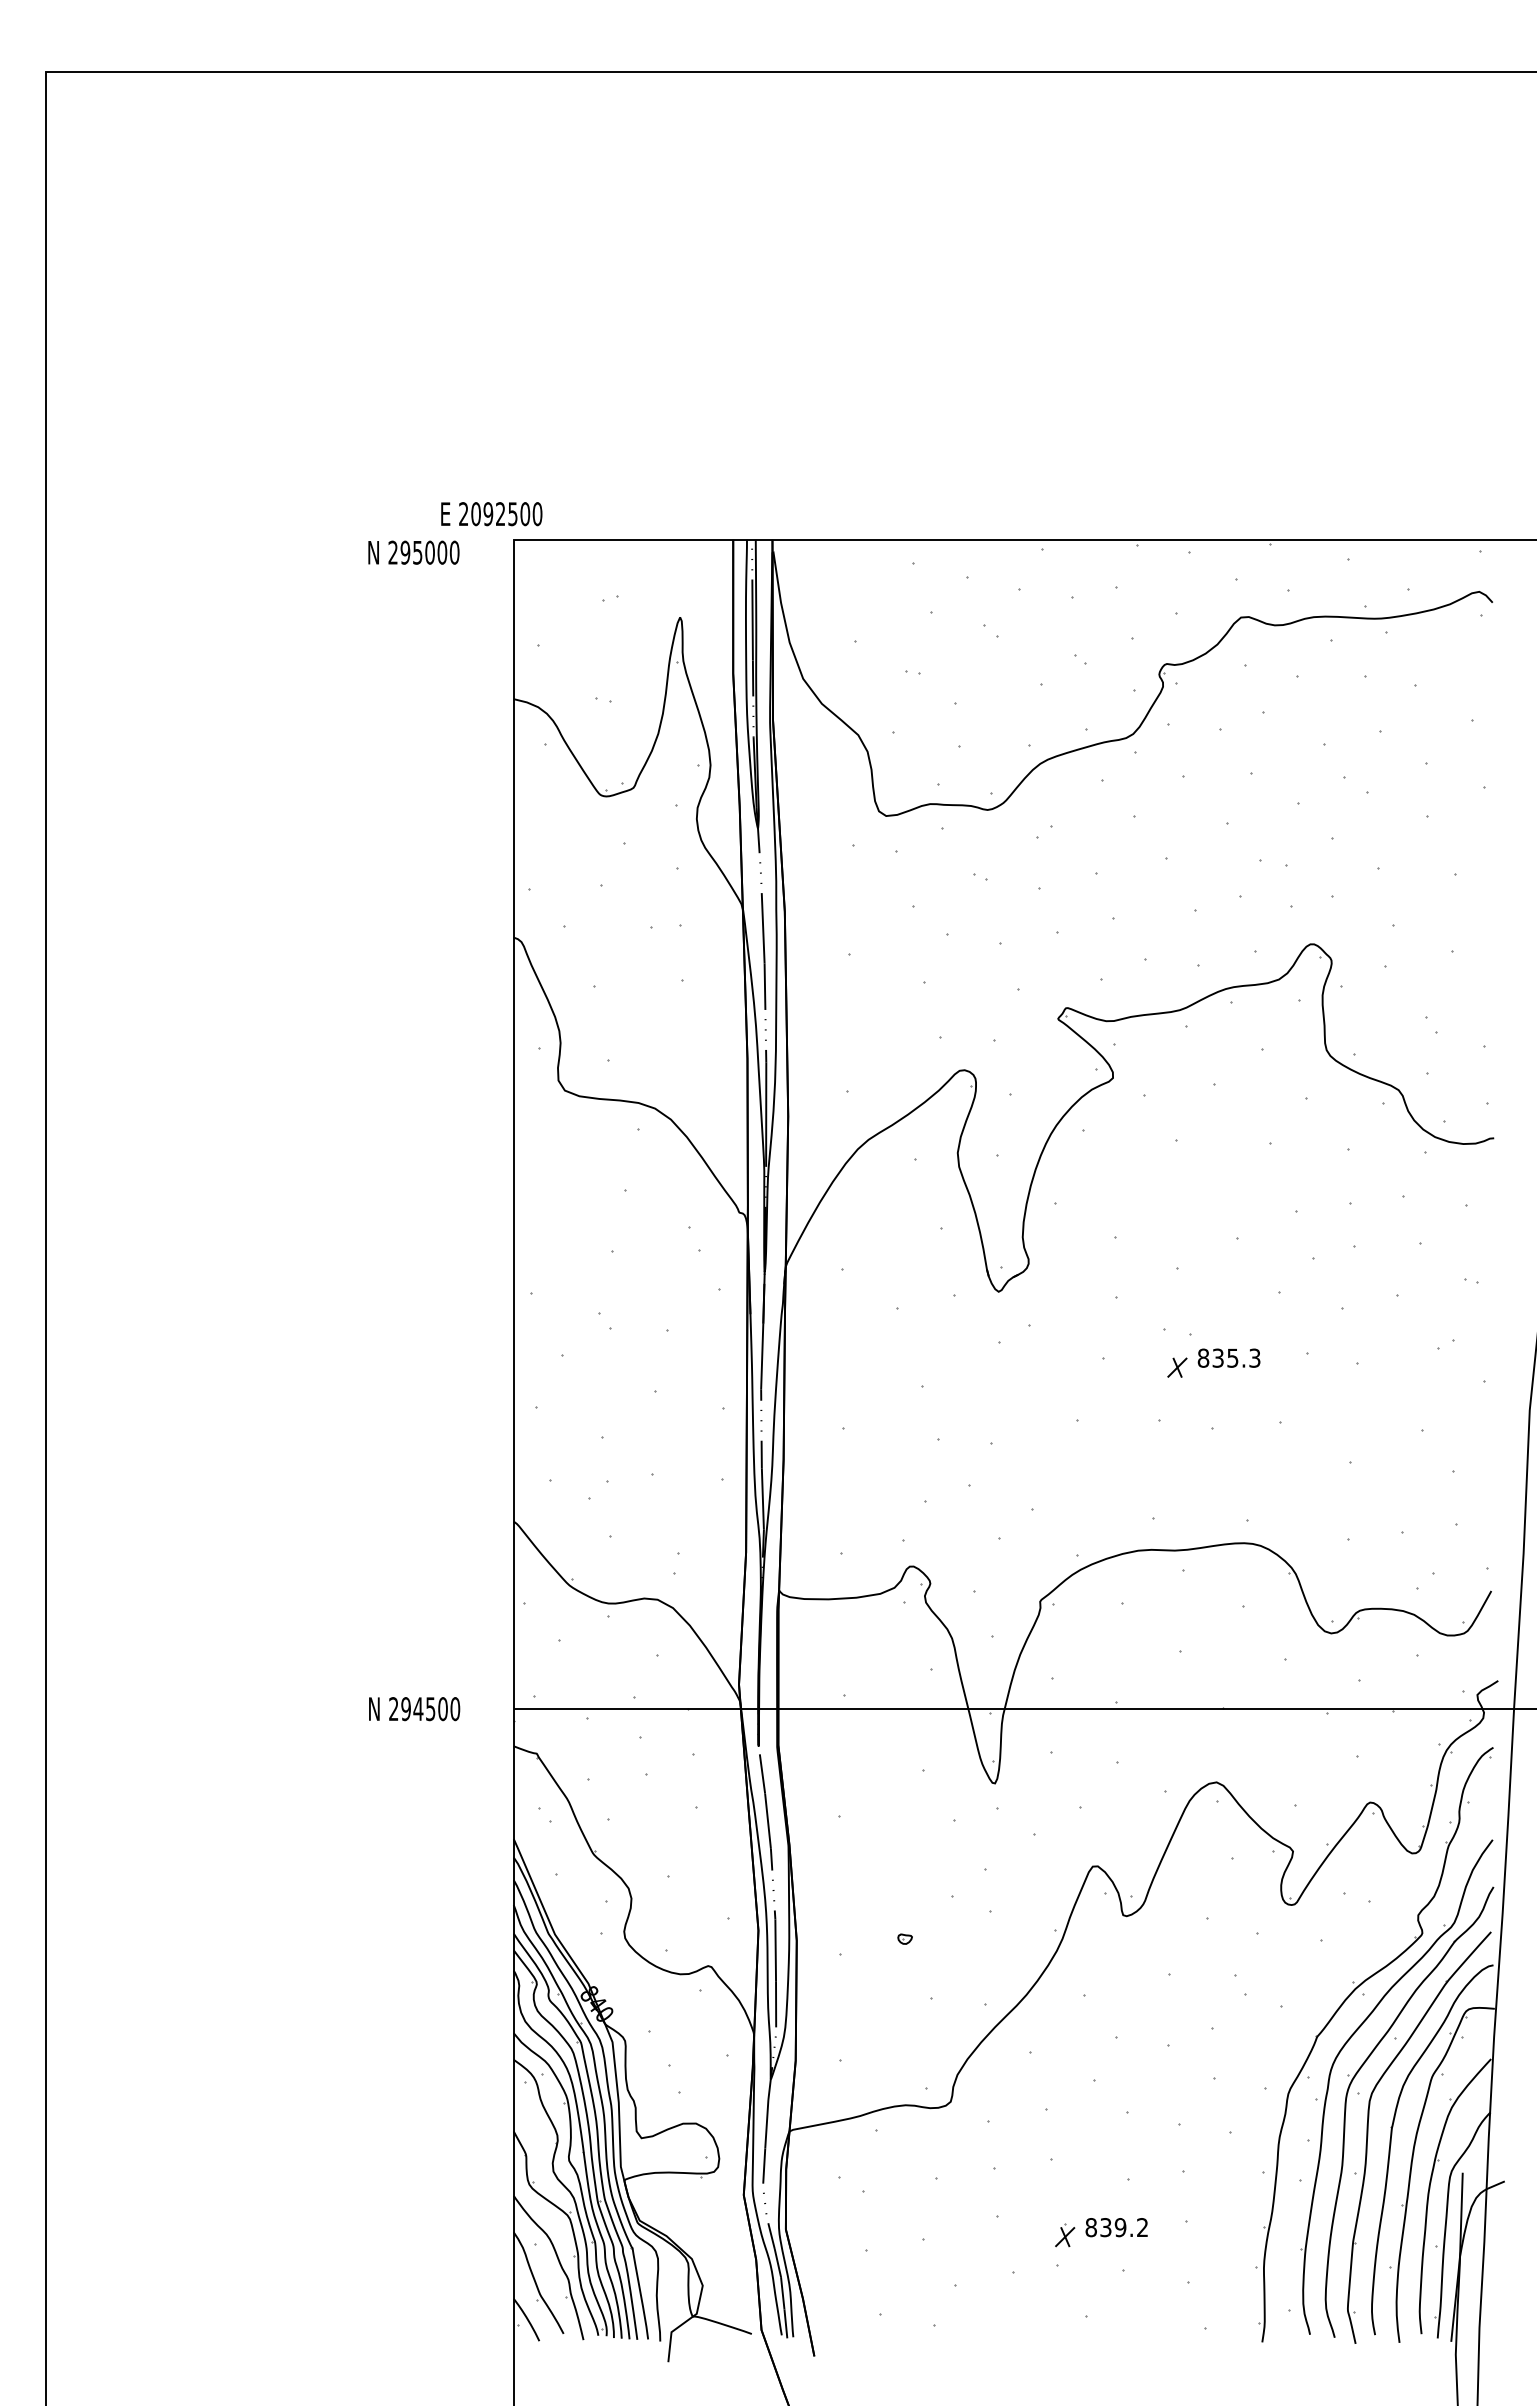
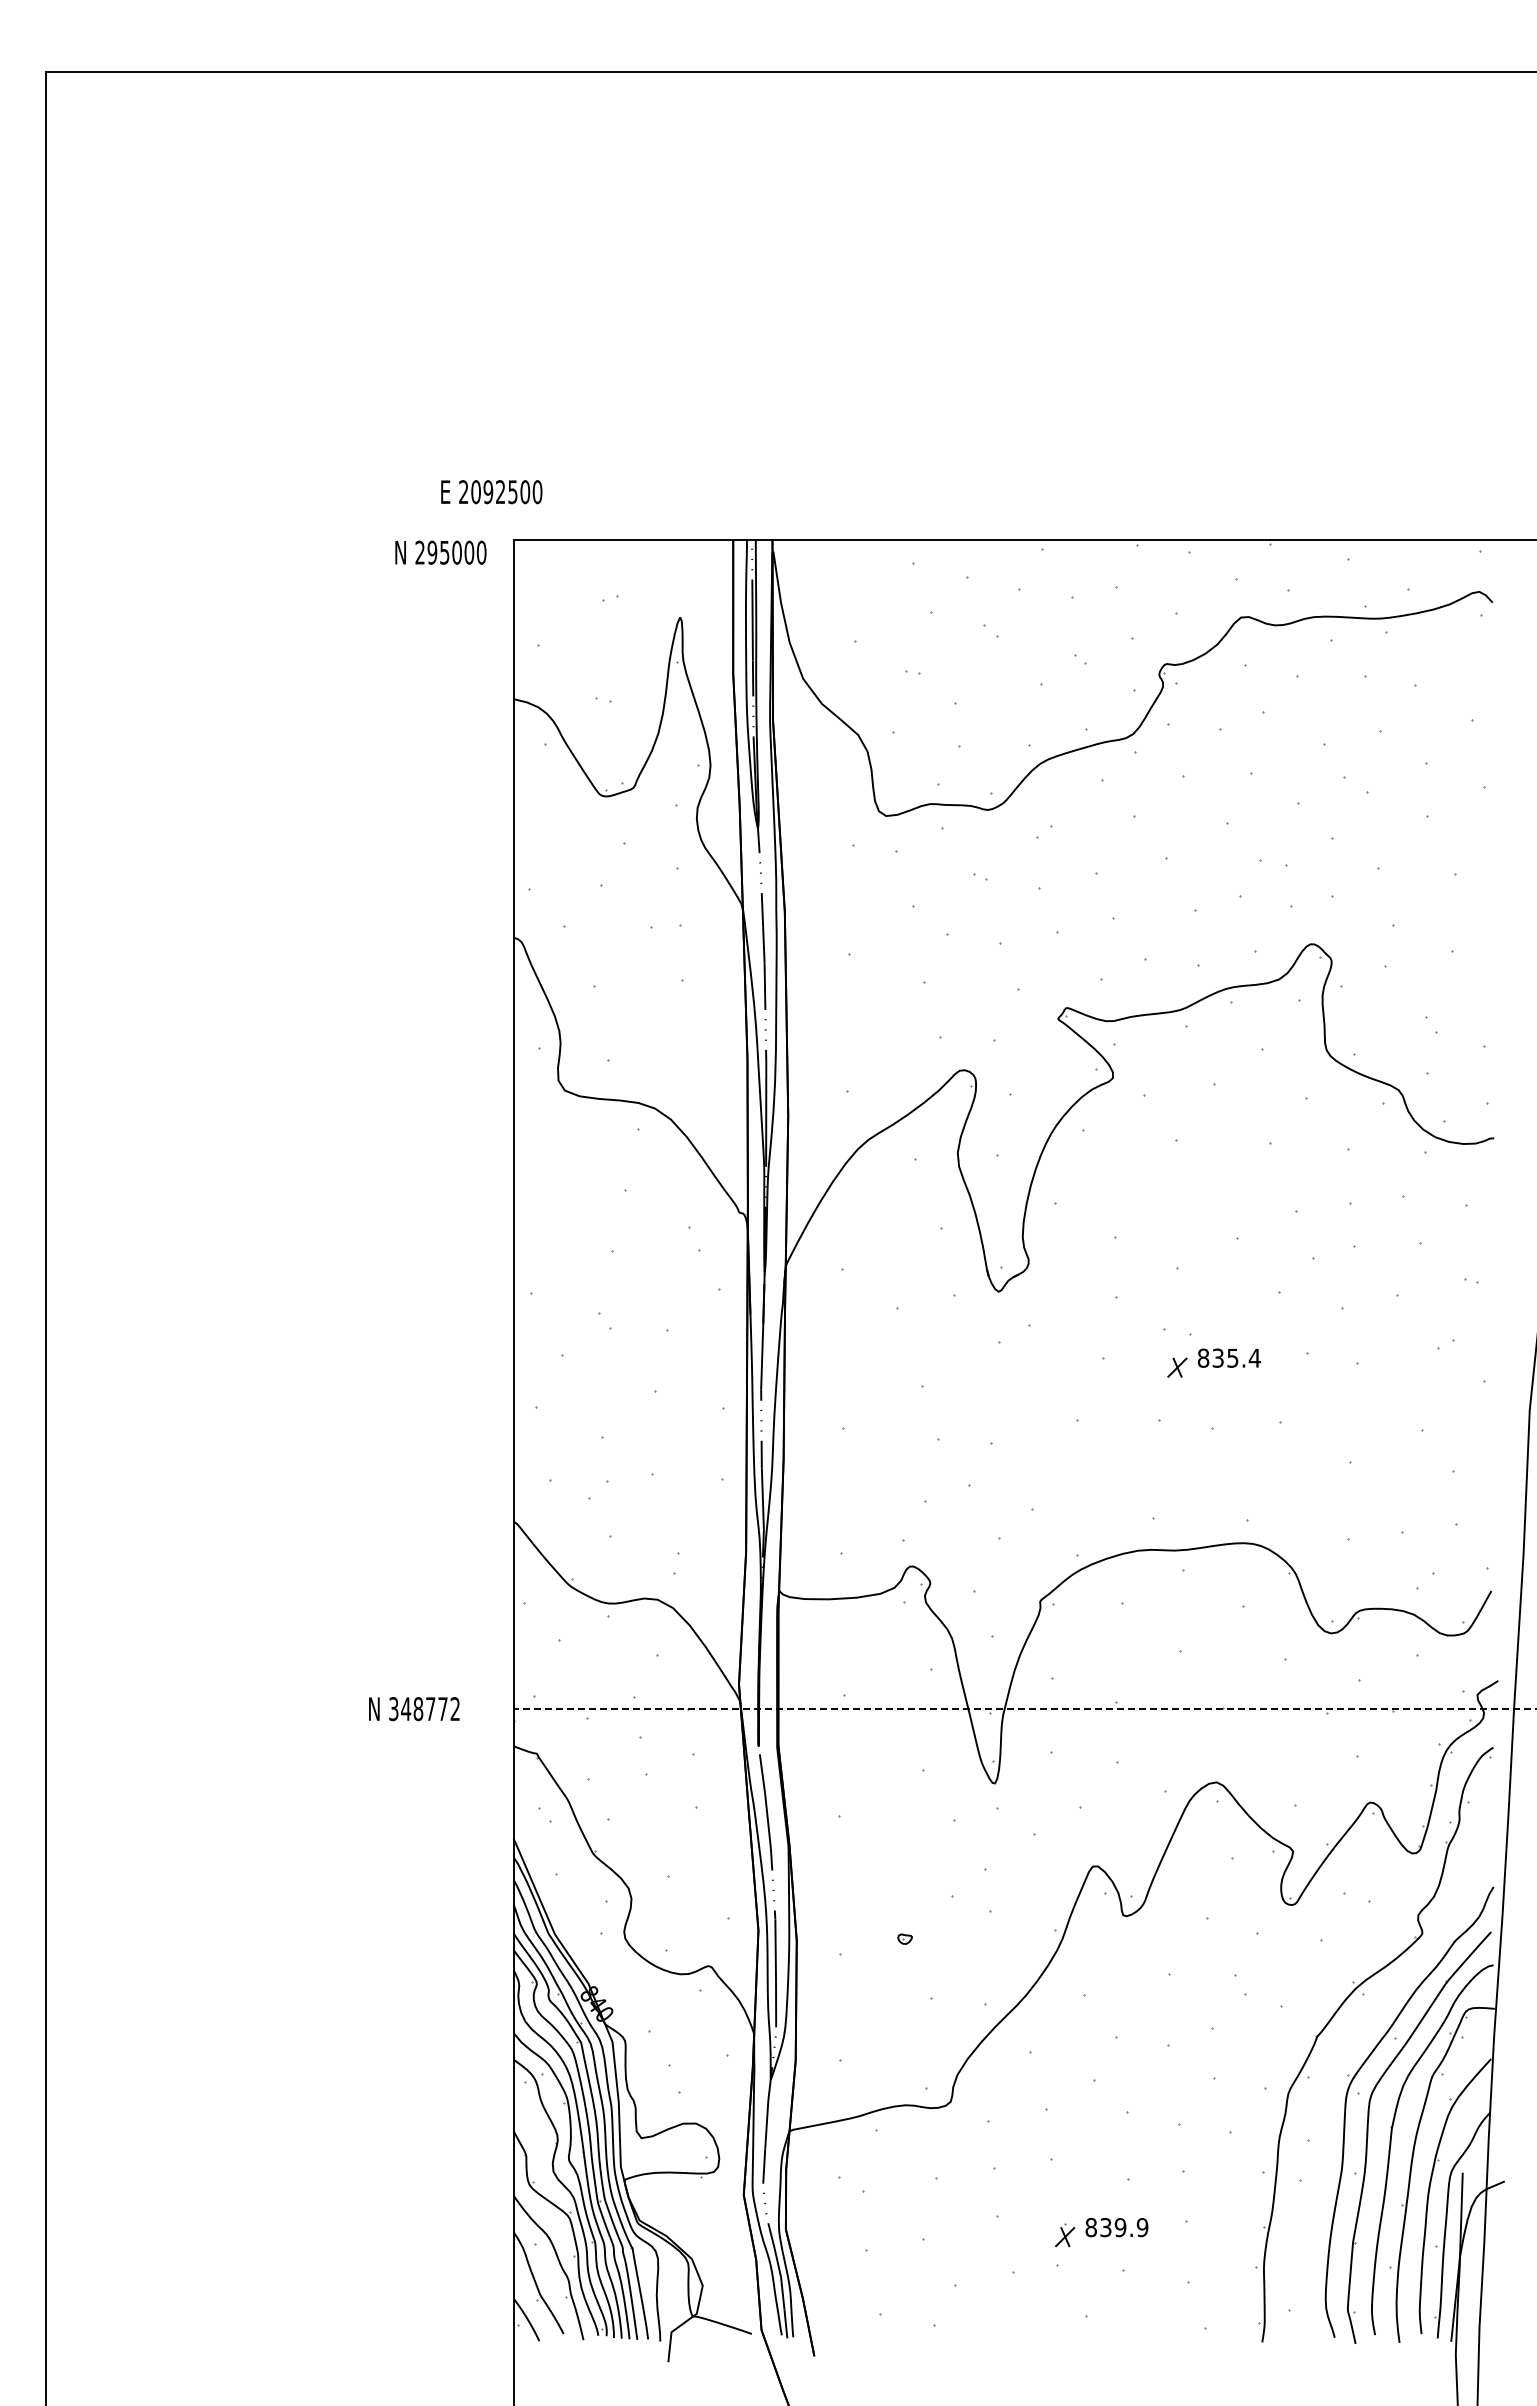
text position: (491, 514) -> (491, 492) (491, 492)
text position: (413, 552) -> (440, 552) (440, 552)
text: 835.3 -> 835.4 (1254, 1357)
text: 294500 -> 348772 (424, 1709)
line: solid -> dashed (1024, 1709)
part: present -> none (1341, 2051)
text: 839.2 -> 839.9 (1142, 2227)
